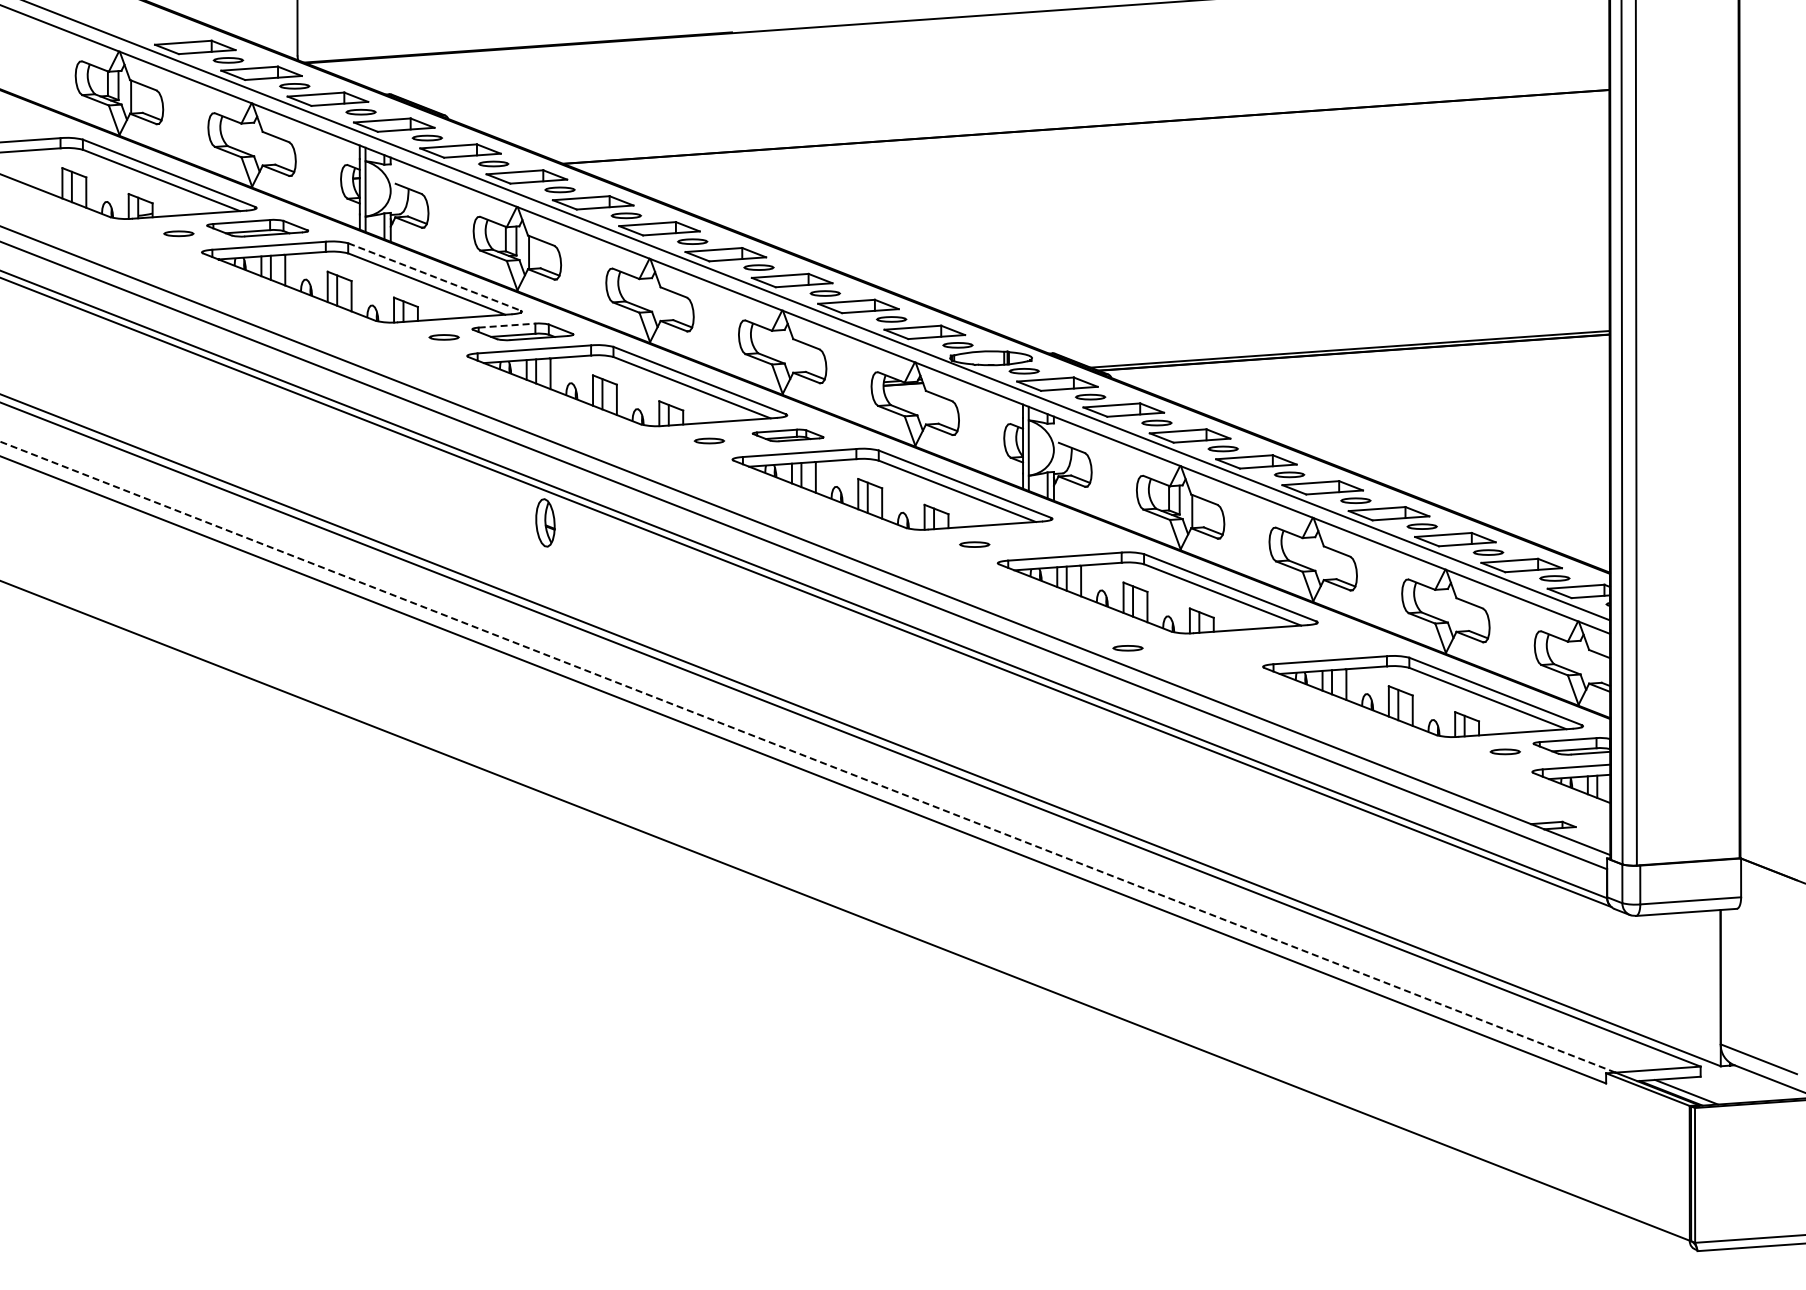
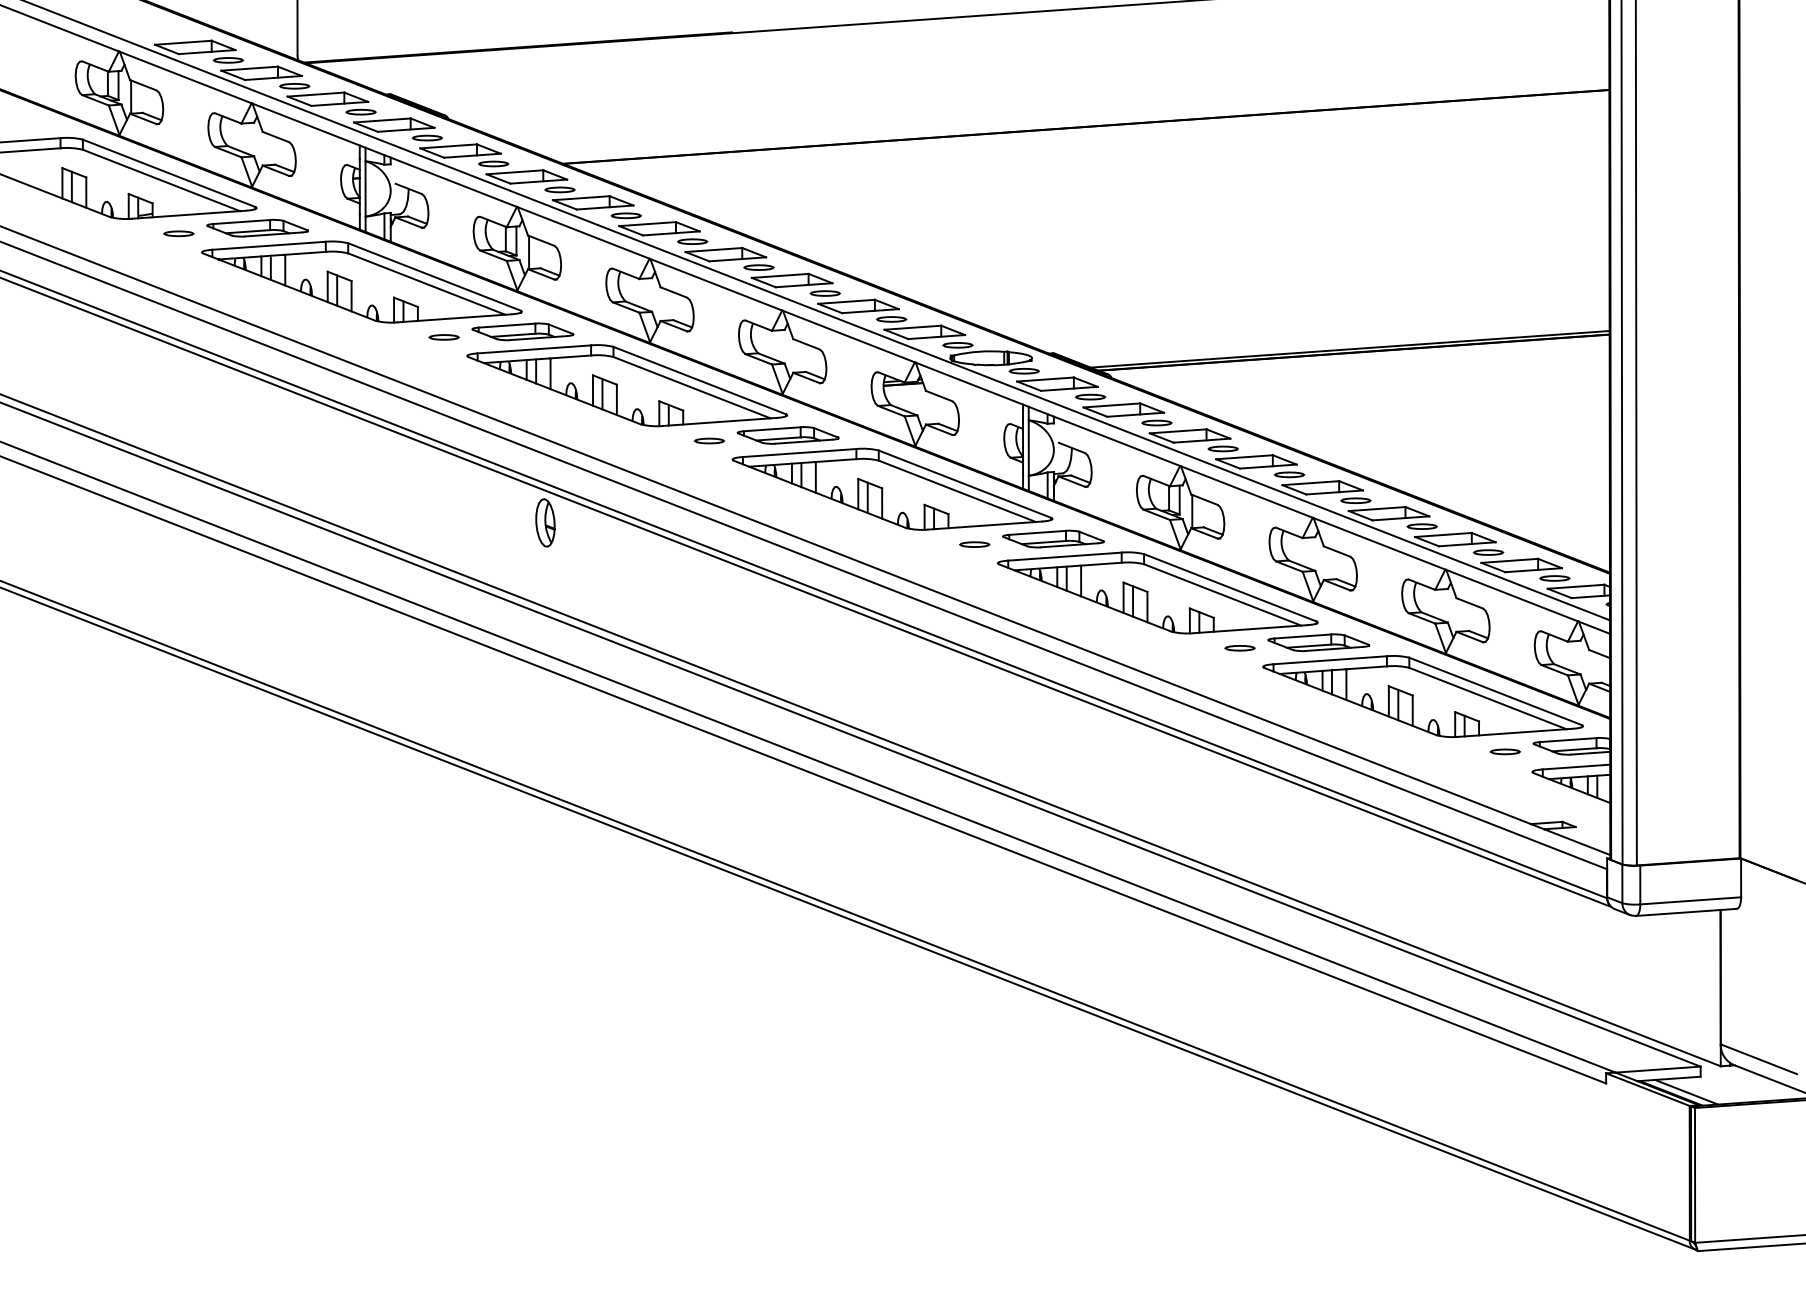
line: dashed -> solid (434, 276)
line: dashed -> solid (507, 325)
part size: 74x15 px -> 104x19 px (787, 435)
part: none -> present (1053, 538)
part: none -> present (1318, 642)
part position: (1127, 648) -> (1239, 648) (1239, 648)
line: dashed -> solid (808, 757)
line: none -> present (848, 918)
